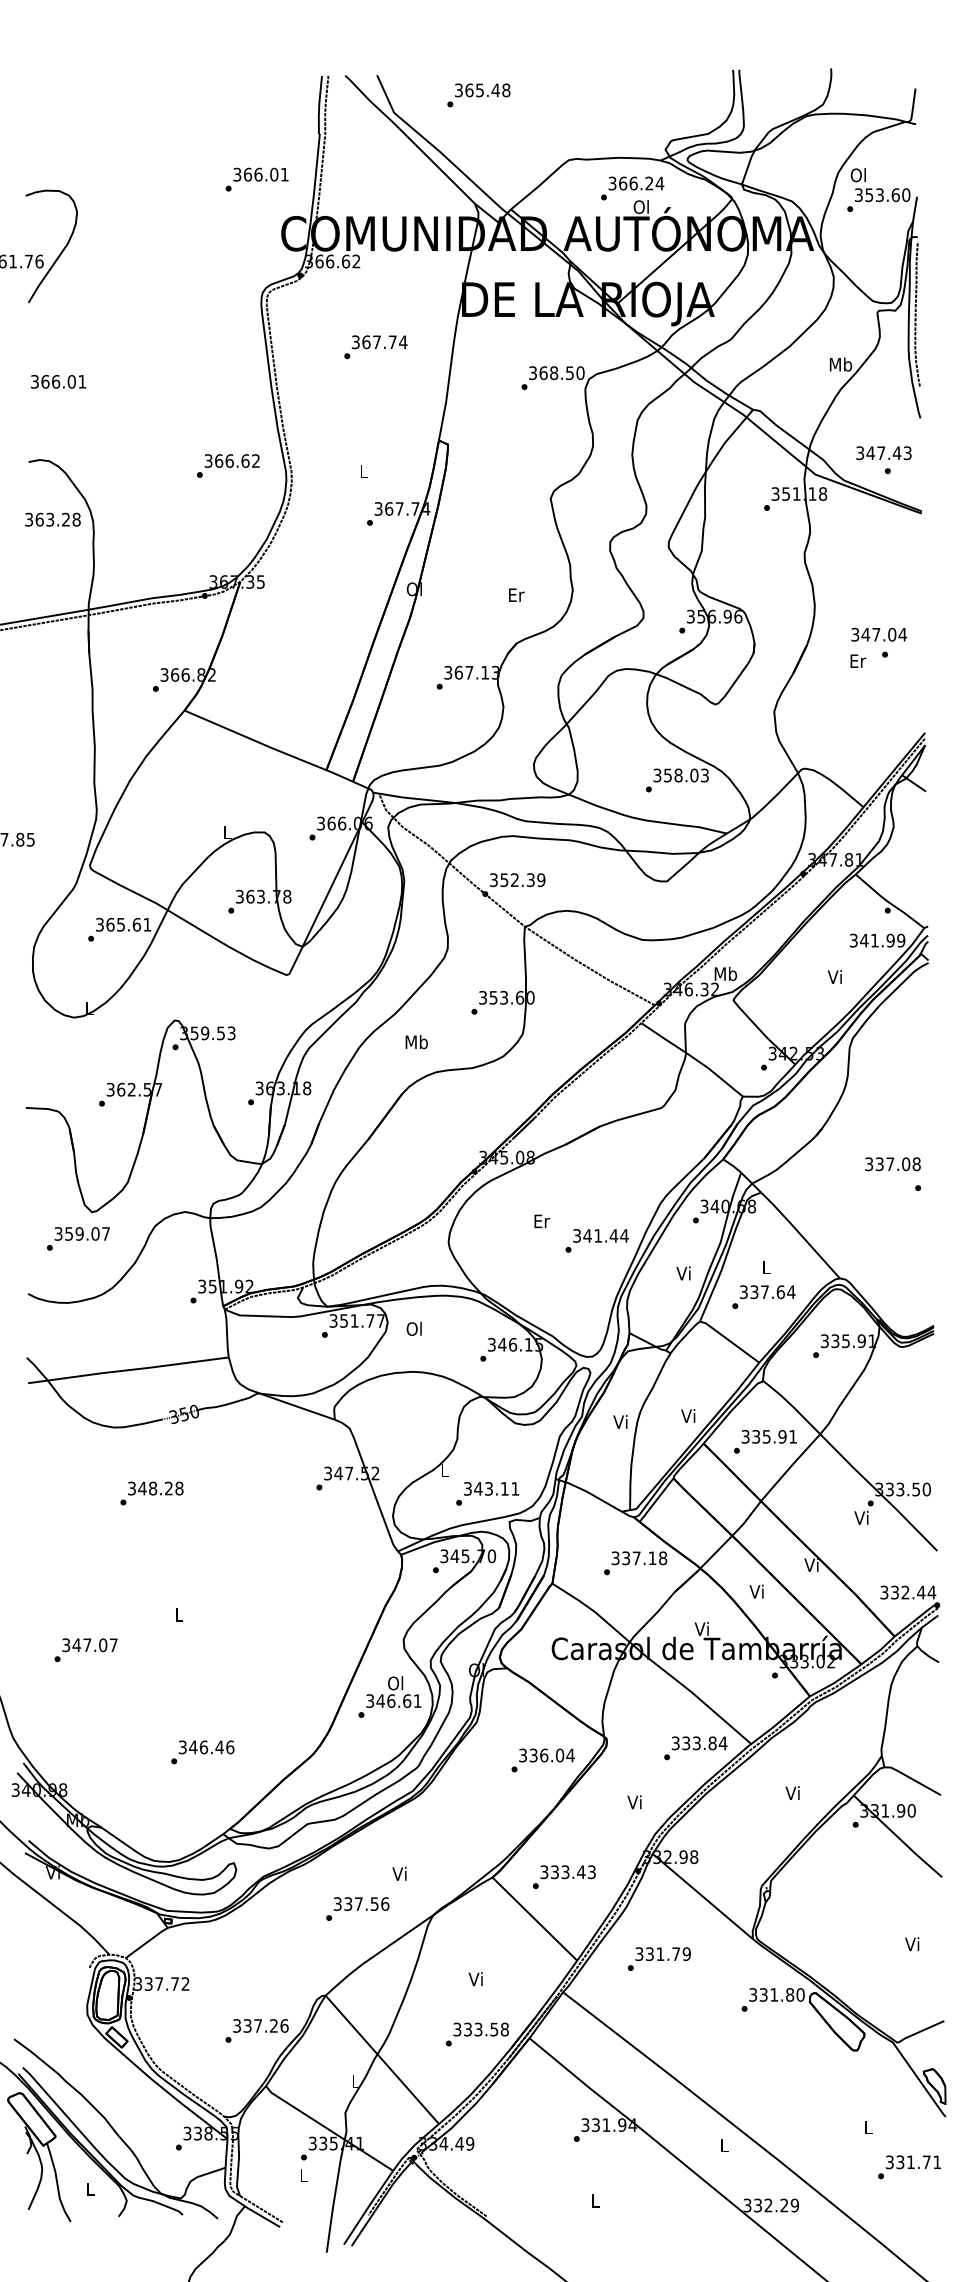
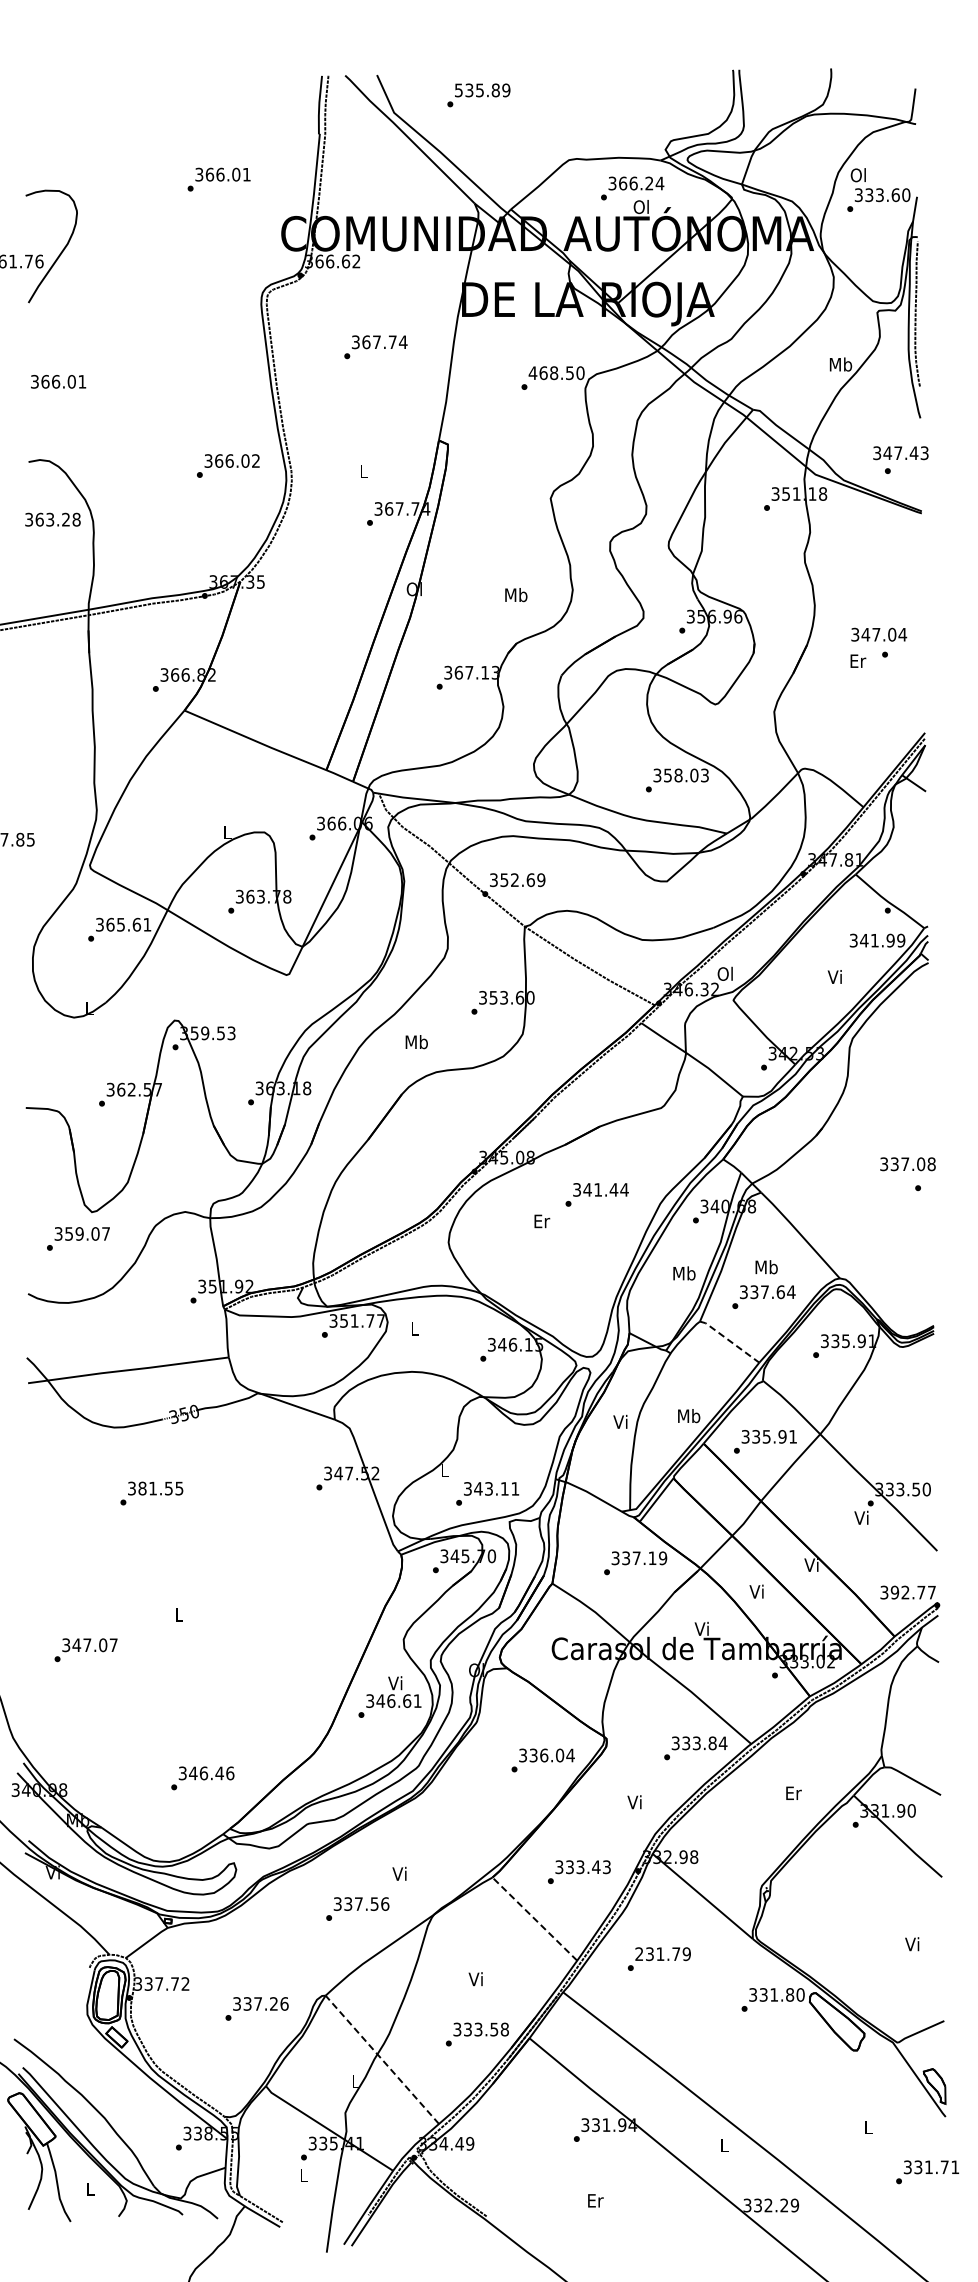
text: 365.48 -> 535.89 (482, 90)
text position: (256, 179) -> (218, 179) (218, 179)
text: 353.60 -> 333.60 (869, 194)
text: 368.50 -> 468.50 (532, 373)
text position: (883, 453) -> (900, 453) (900, 453)
text: 366.62 -> 366.02 (245, 460)
text: Er -> Mb (516, 595)
text: 352.39 -> 352.69 (530, 880)
text: Mb -> Ol (725, 973)
text position: (892, 1164) -> (907, 1164) (907, 1164)
text position: (596, 1240) -> (596, 1194) (596, 1194)
text: L -> Mb (766, 1267)
text: Vi -> Mb (684, 1273)
text: Ol -> L (413, 1328)
line: solid -> dashed (729, 1340)
text: Vi -> Mb (689, 1416)
text: 348.28 -> 381.55 (160, 1488)
text: 337.18 -> 337.19 (663, 1558)
text: 332.44 -> 392.77 (913, 1592)
text: Ol -> Vi (395, 1683)
text position: (202, 1752) -> (202, 1778) (202, 1778)
text: Vi -> Er (793, 1792)
text position: (564, 1876) -> (579, 1871) (579, 1871)
line: solid -> dashed (534, 1918)
text: 331.79 -> 231.79 (639, 1954)
text position: (256, 2030) -> (256, 2008) (256, 2008)
line: solid -> dashed (382, 2059)
text position: (909, 2167) -> (927, 2172) (927, 2172)
text: L -> Er (595, 2200)
